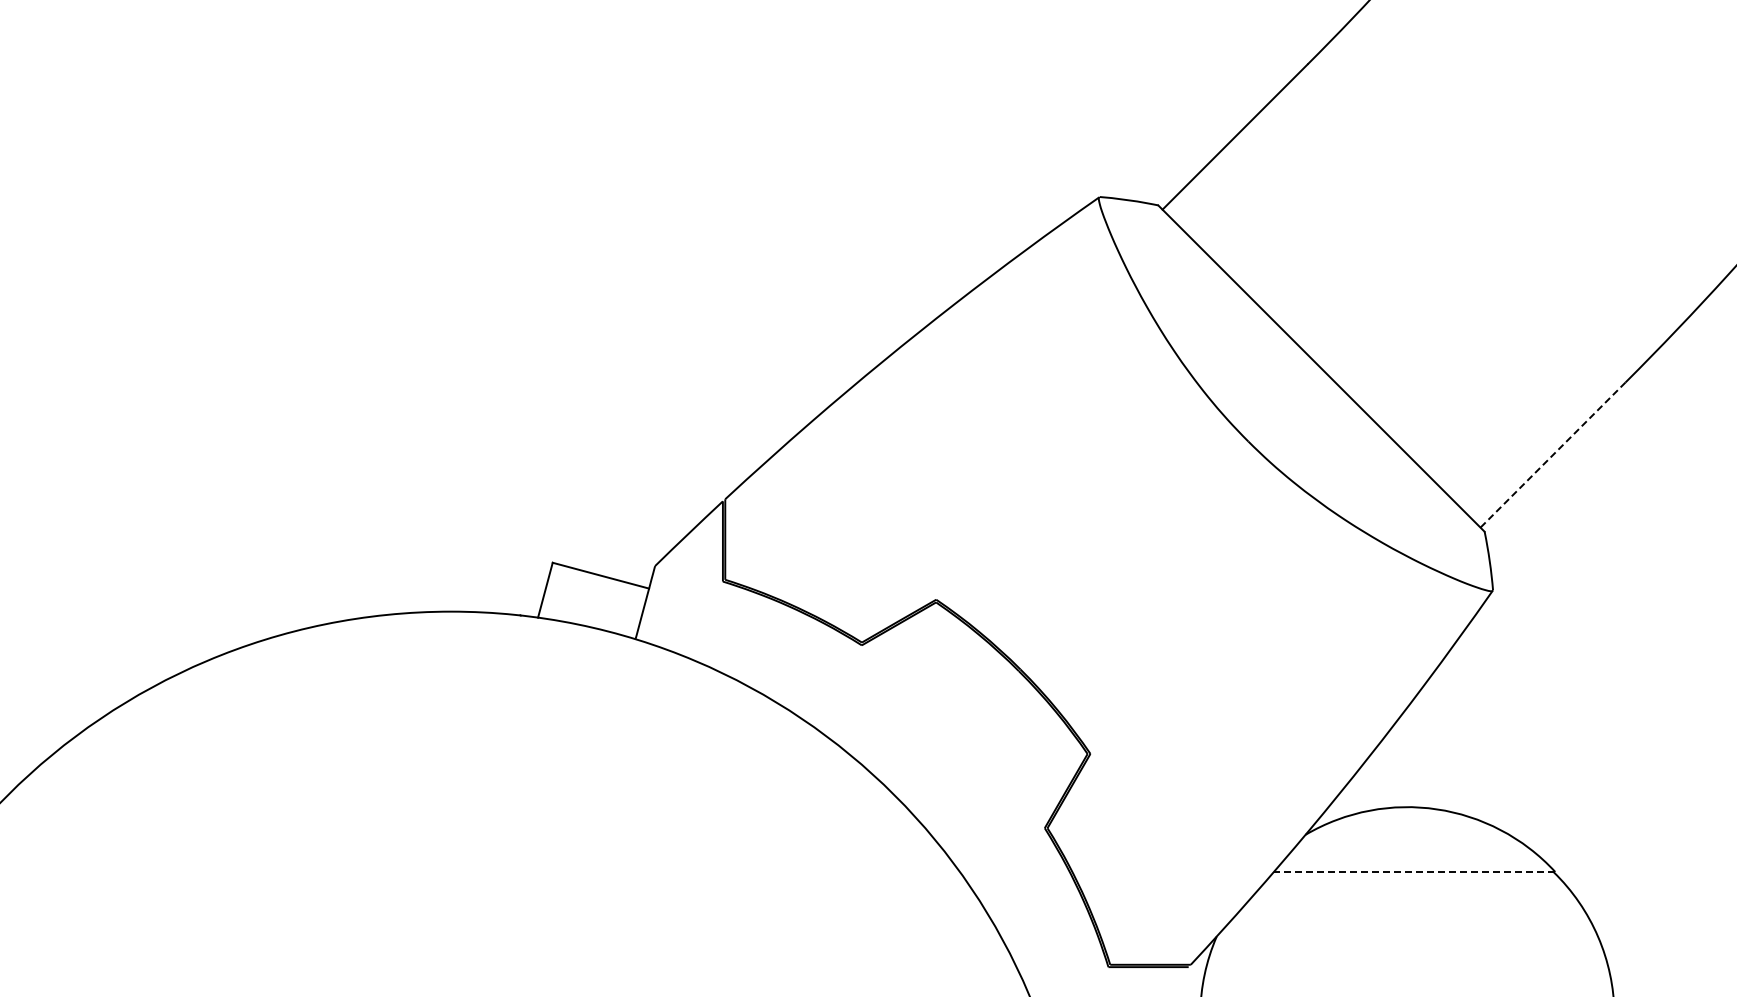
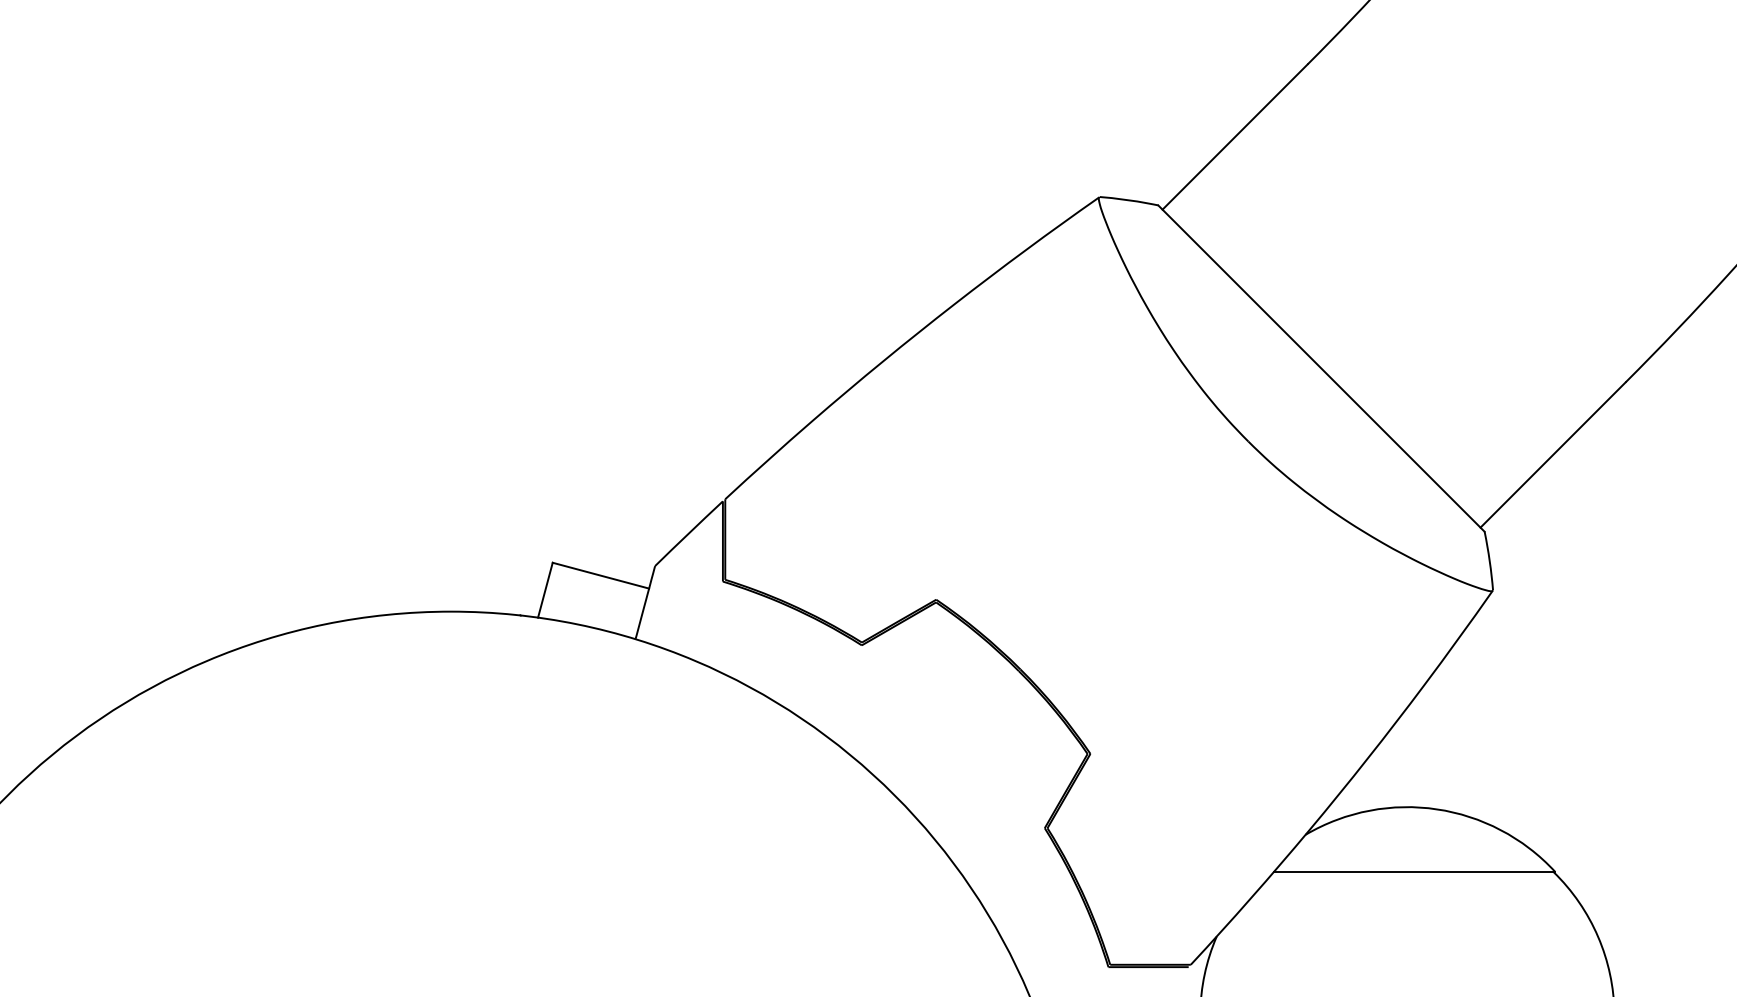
line: dashed -> solid (1553, 455)
line: dashed -> solid (1414, 872)
